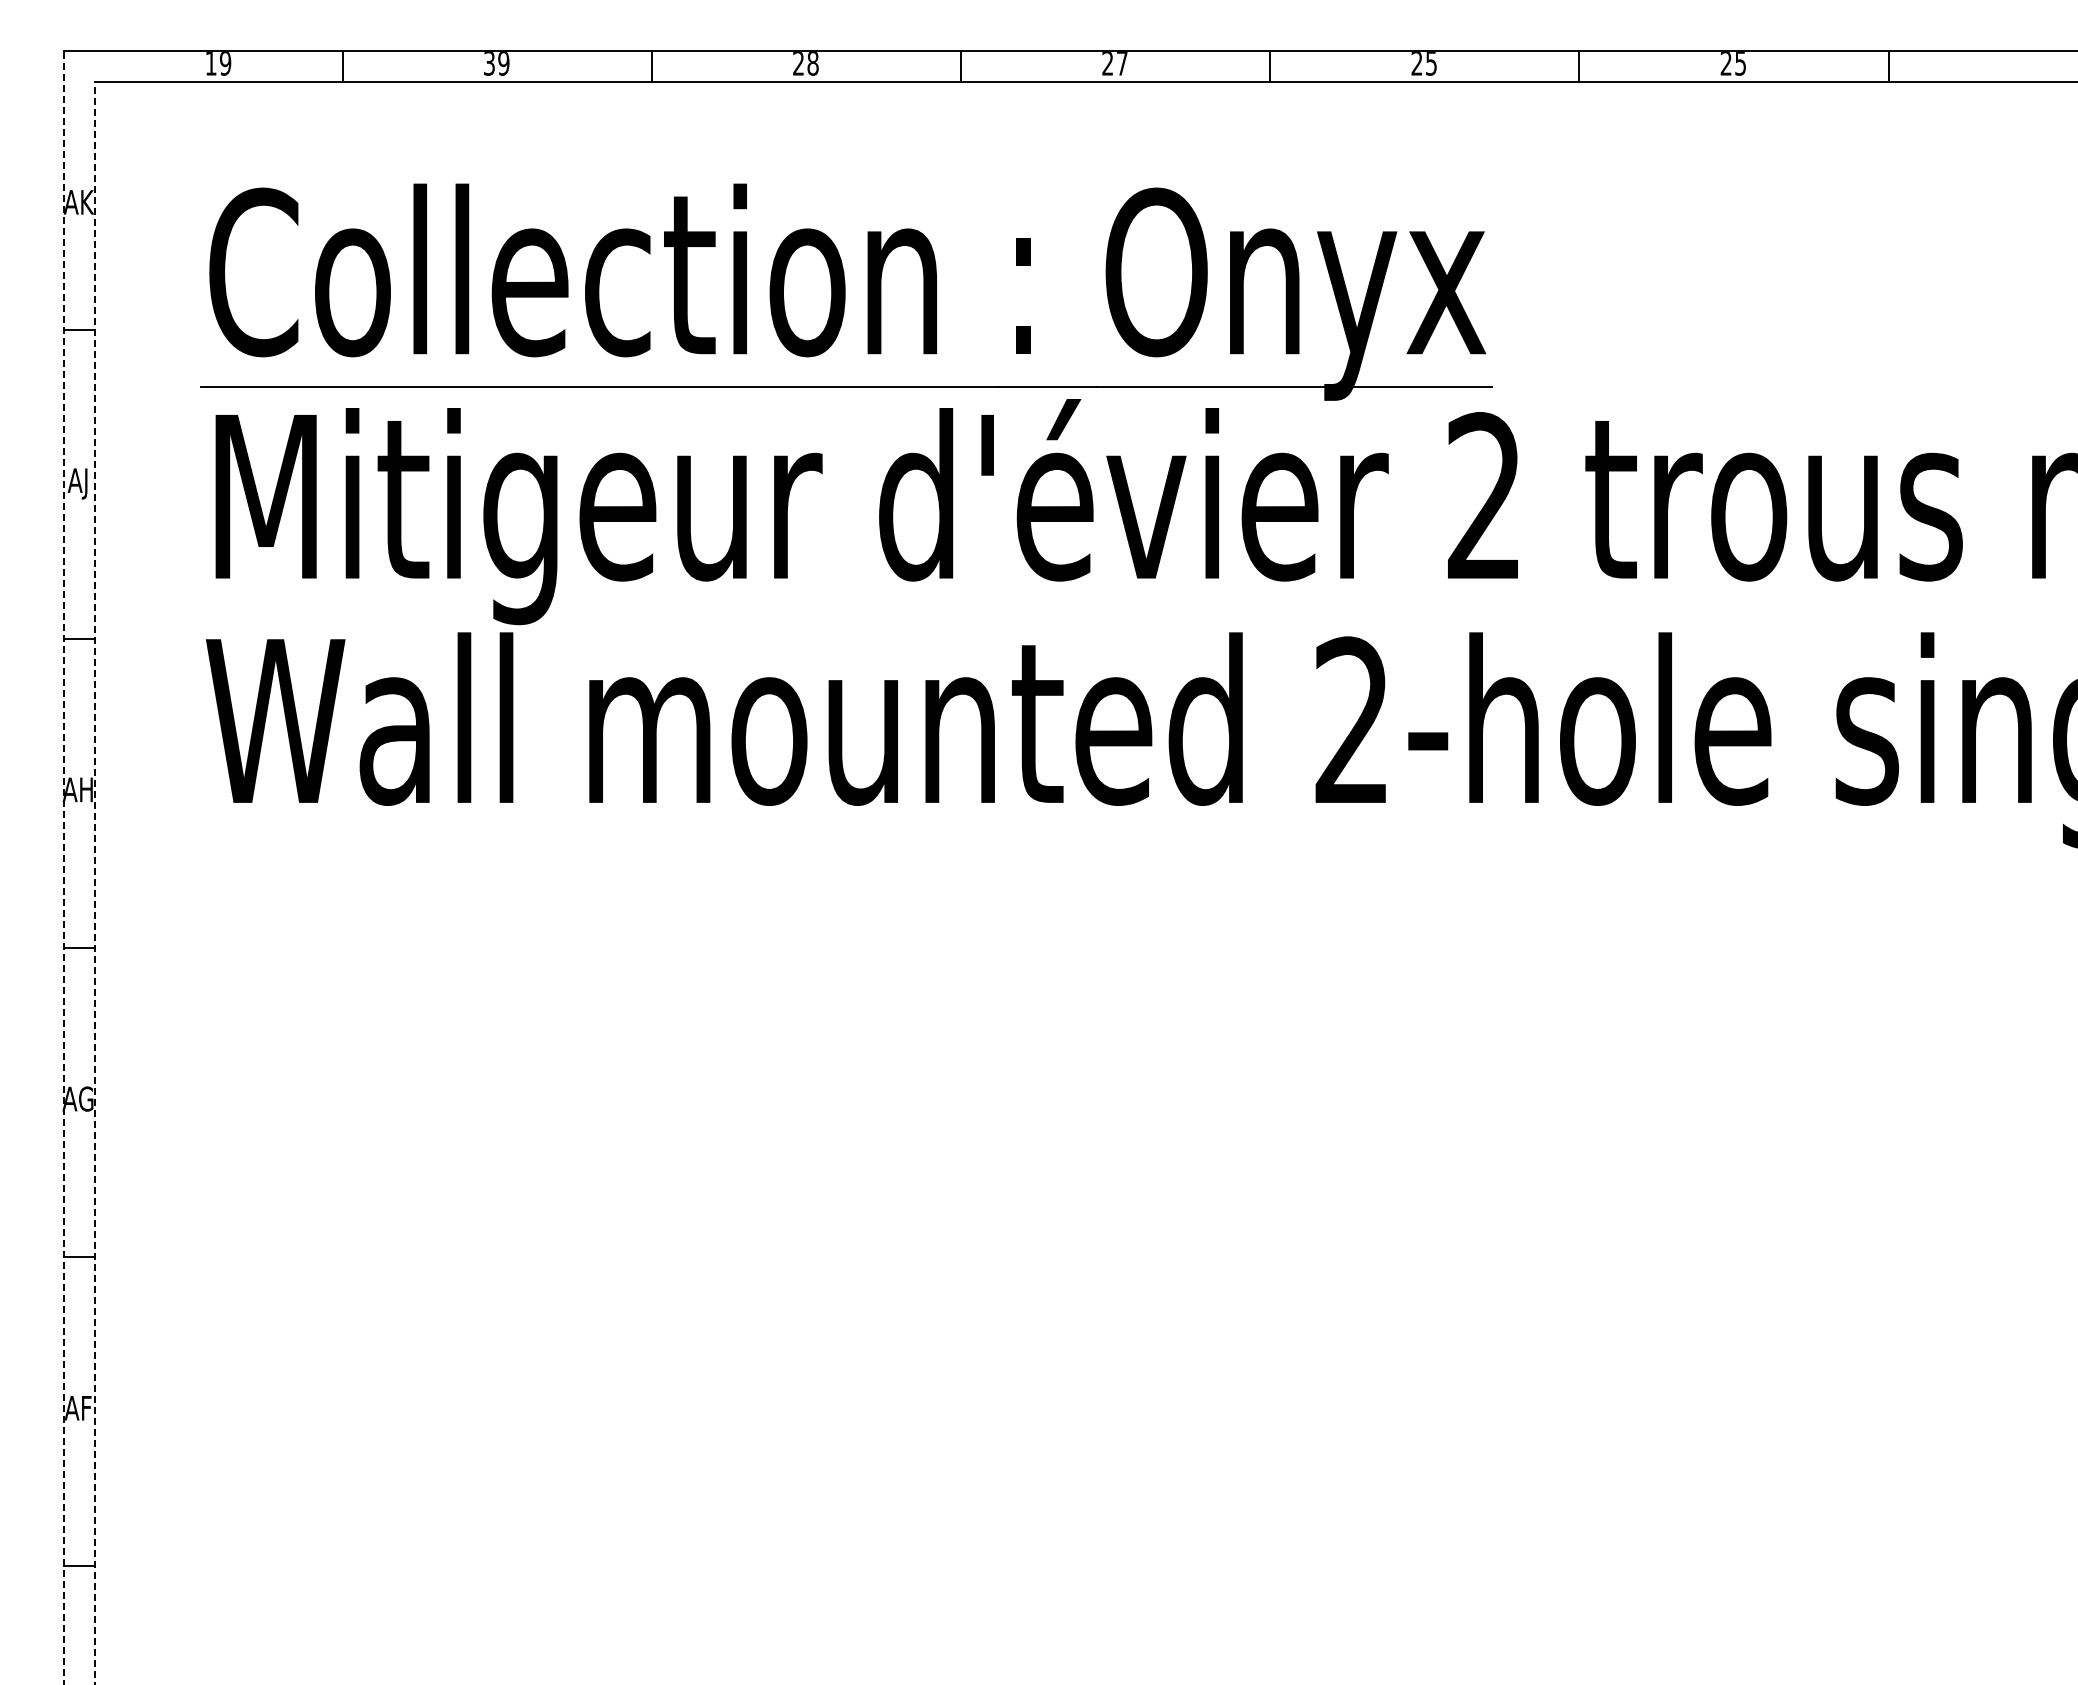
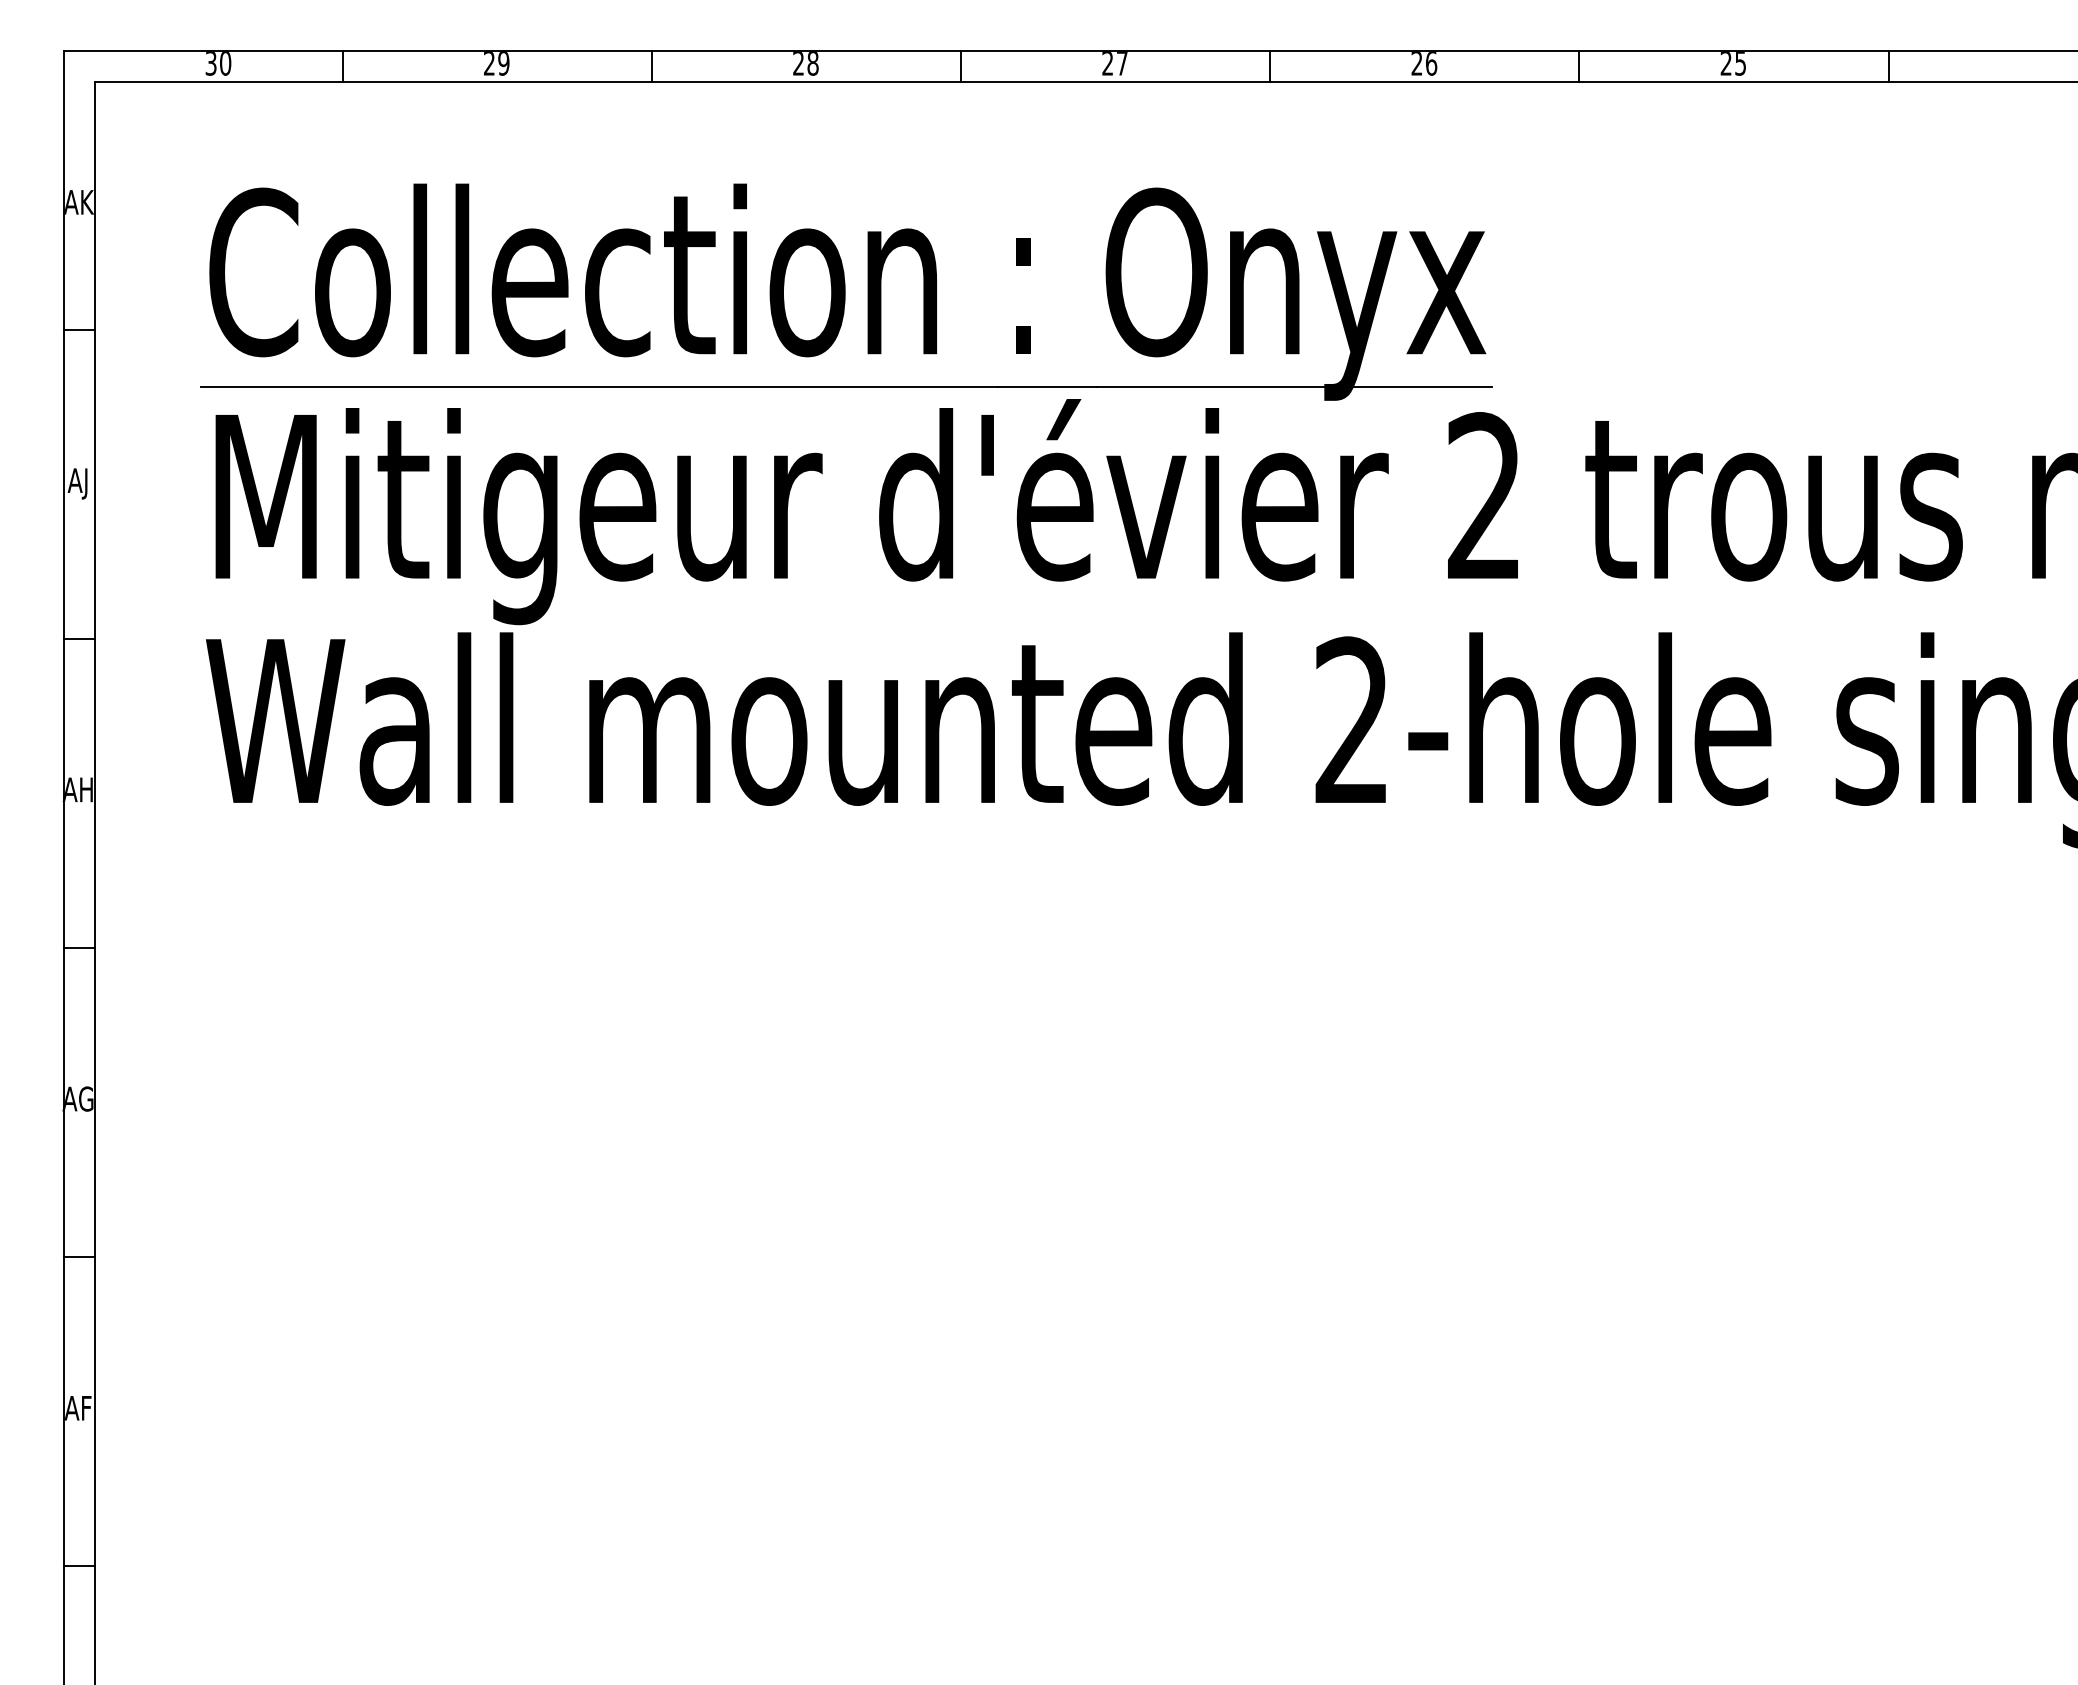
text: 19 -> 30 (218, 63)
text: 39 -> 29 (489, 63)
text: 25 -> 26 (1431, 63)
line: dashed -> solid (64, 866)
line: dashed -> solid (95, 883)
